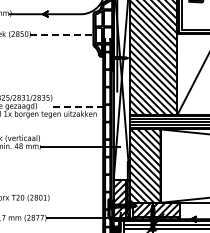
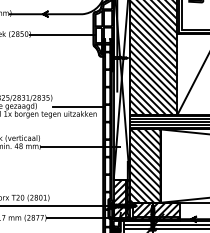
line: dashed -> solid (62, 34)
line: dashed -> solid (78, 106)
line: none -> present (56, 206)
